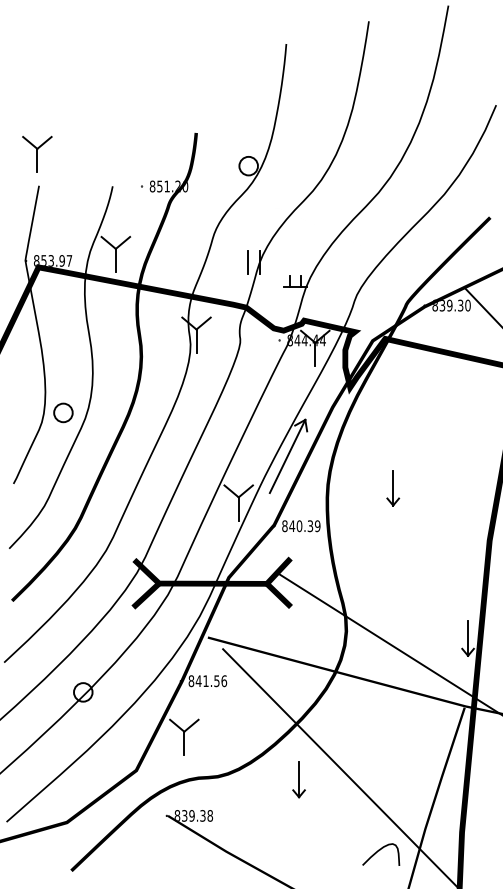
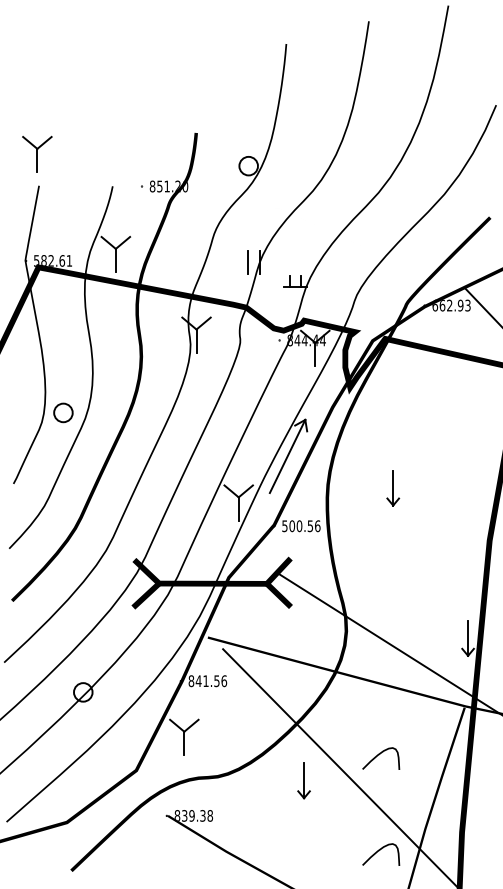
text: 853.97 -> 582.61 (52, 260)
text: 839.30 -> 662.93 (451, 305)
text: 840.39 -> 500.56 (301, 526)
curve: none -> present (379, 755)
part position: (298, 779) -> (303, 780) (303, 780)
